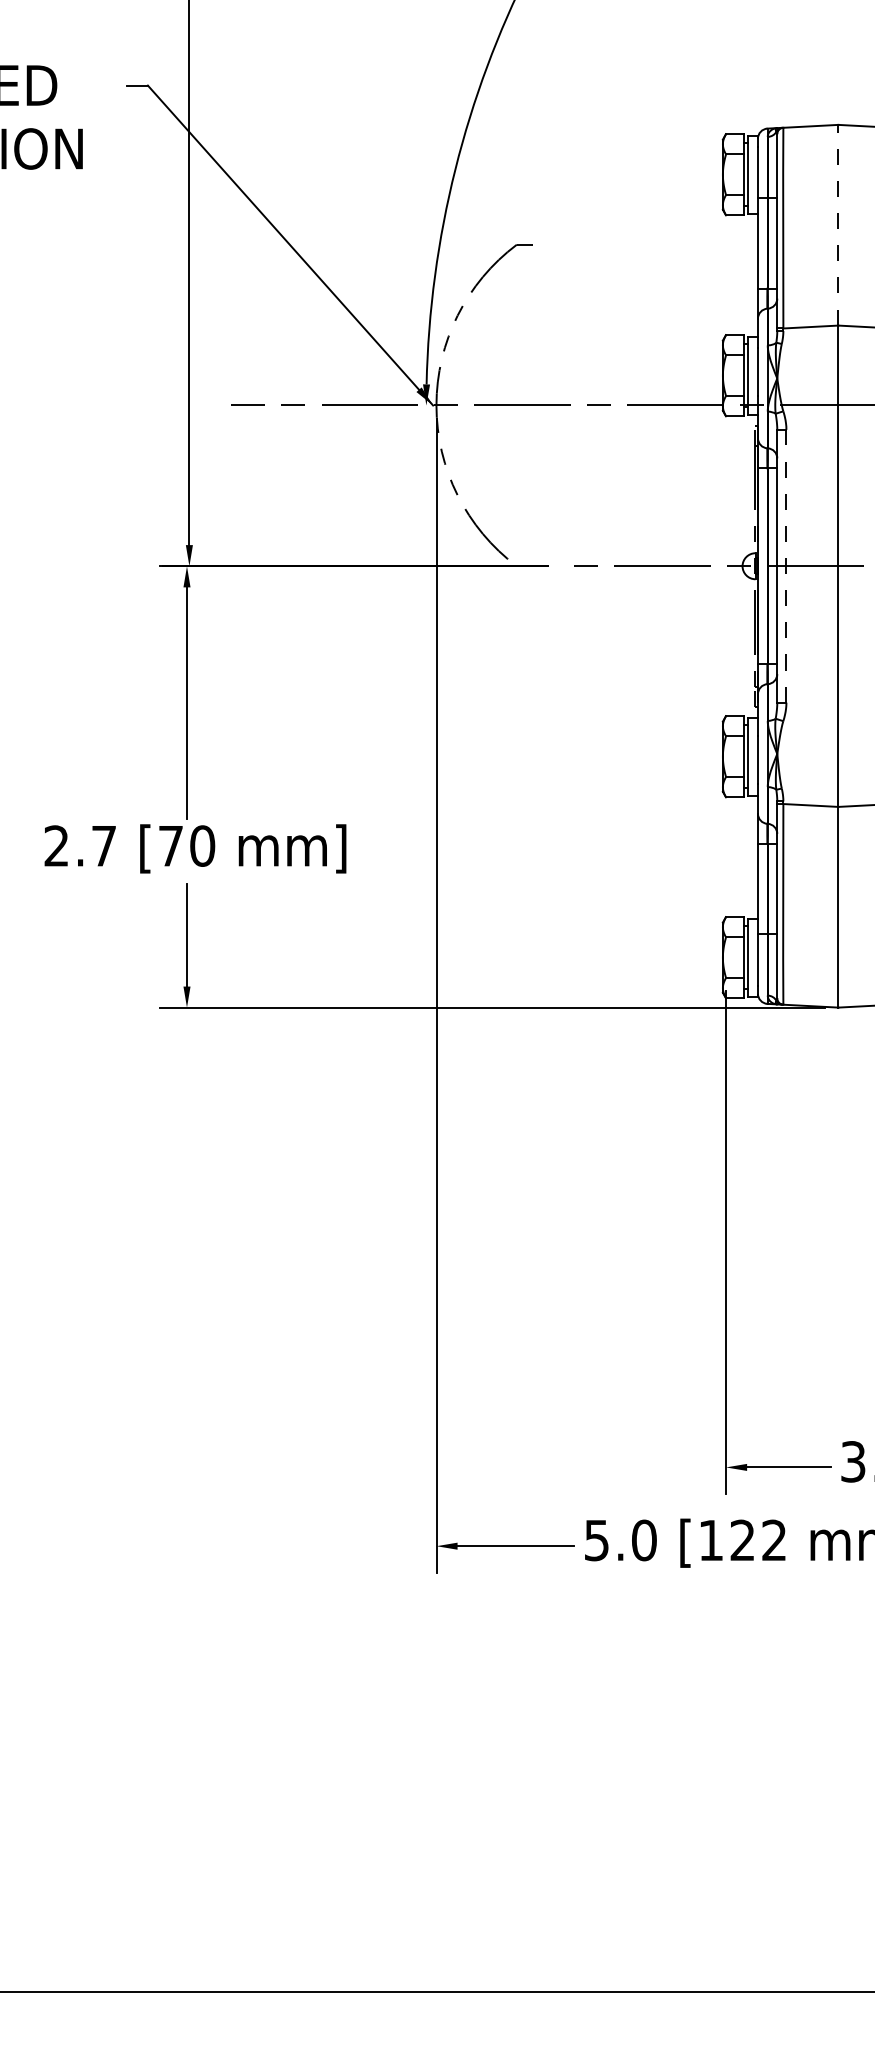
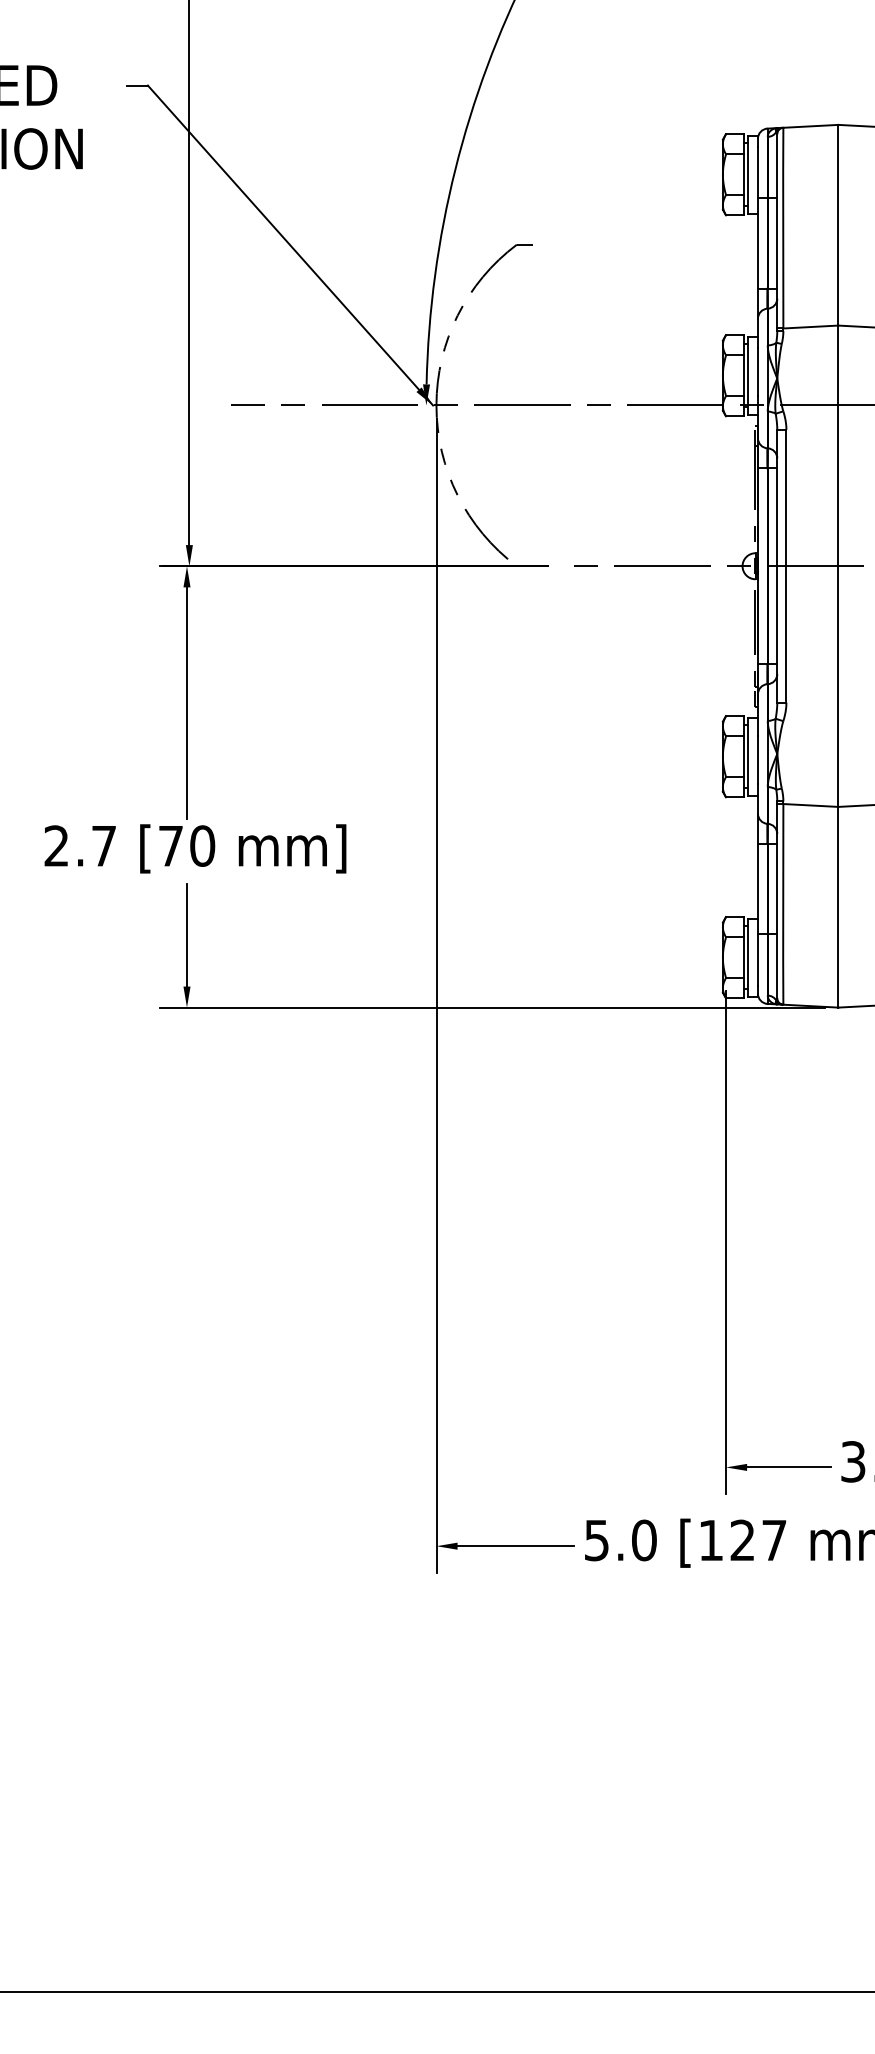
line: dashed -> solid (838, 224)
line: dashed -> solid (786, 565)
text: [122 -> [127 (774, 1539)
